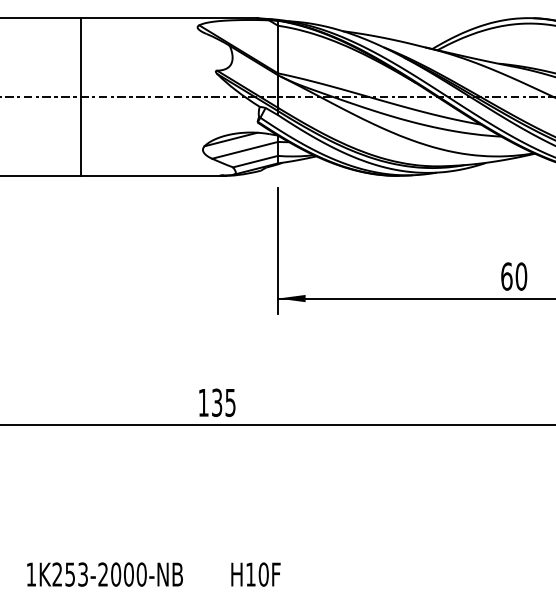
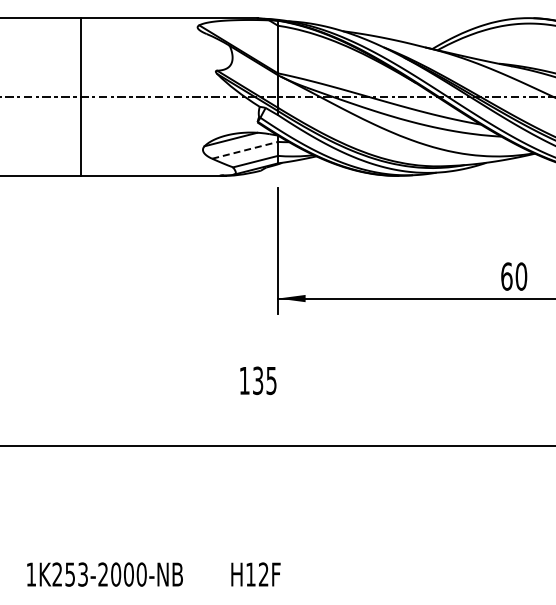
line: solid -> dashed (245, 150)
text position: (217, 402) -> (258, 380) (258, 380)
line position: (277, 424) -> (277, 445) (277, 445)
text: H10F -> H12F (263, 574)
